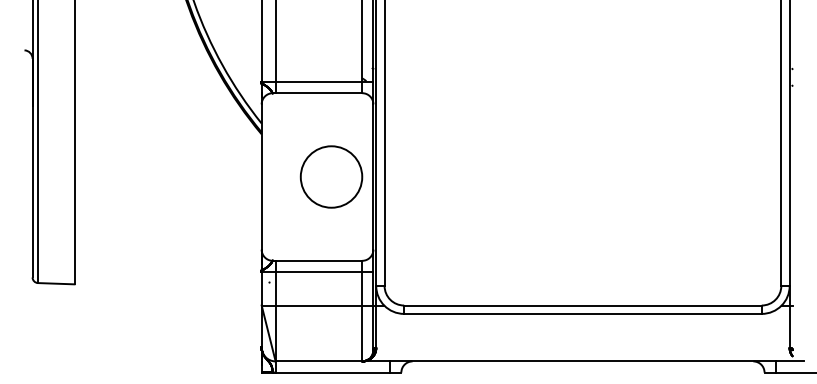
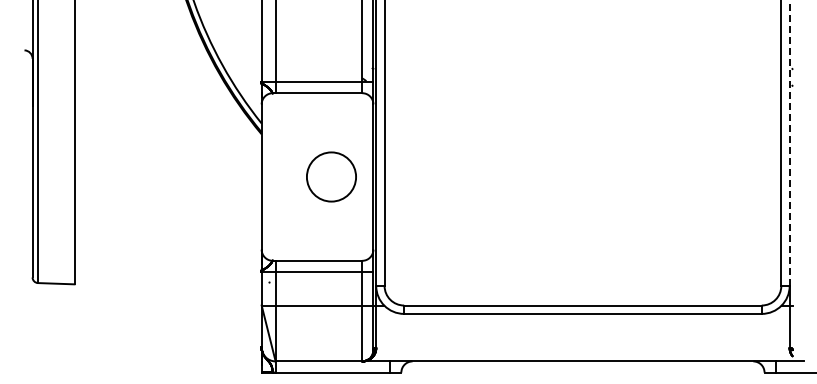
line: solid -> dashed (789, 143)
part size: 65x64 px -> 51x52 px (331, 176)
